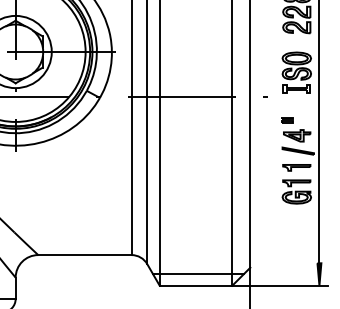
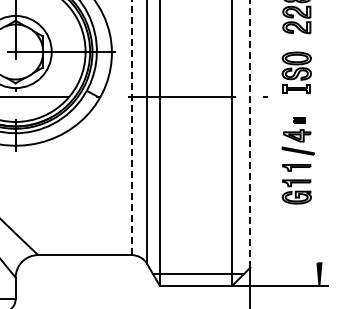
part position: (287, 120) -> (299, 120) (299, 120)
line: solid -> dashed (131, 127)
line: present -> none (319, 132)
line: solid -> dashed (250, 134)
